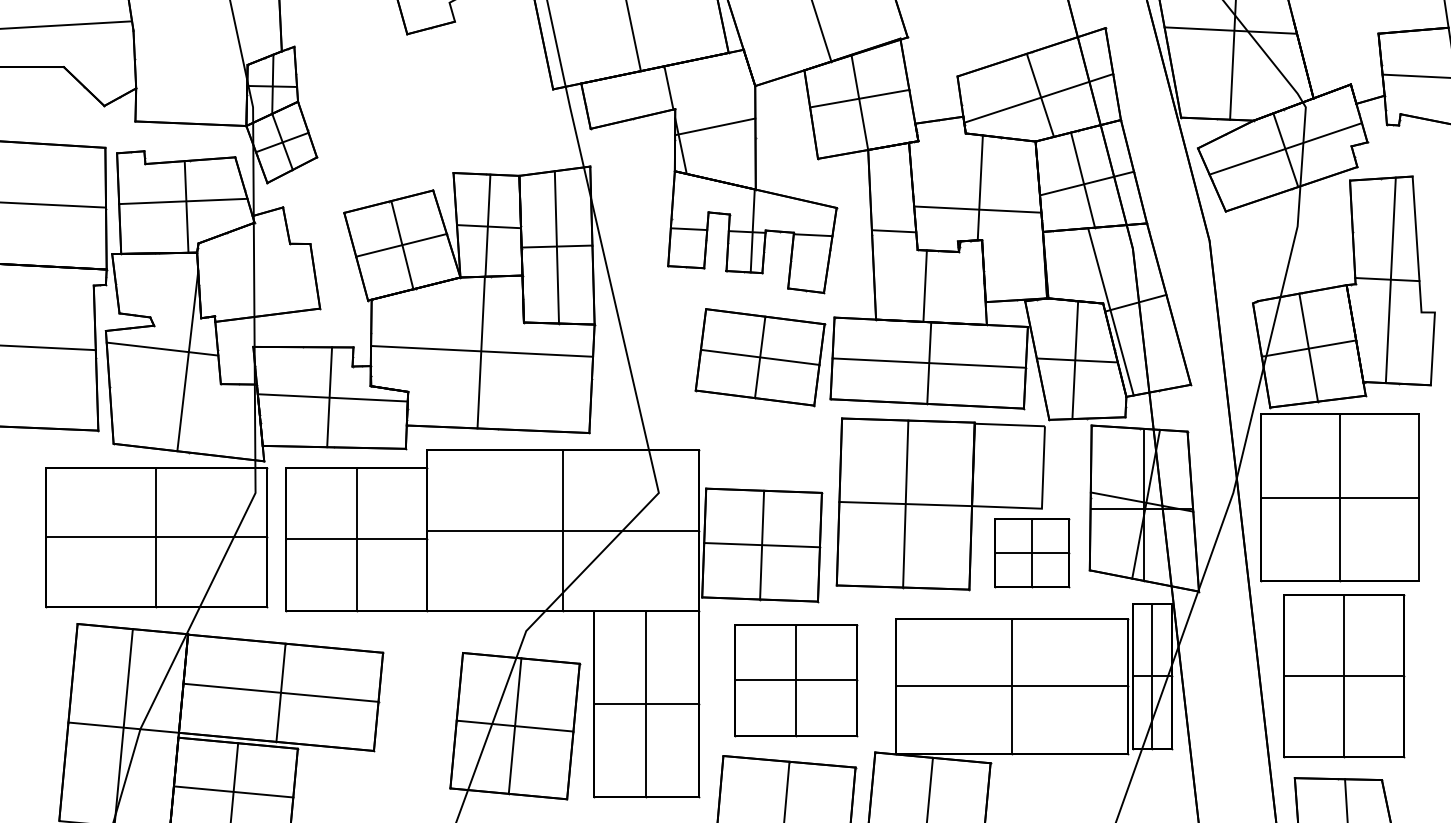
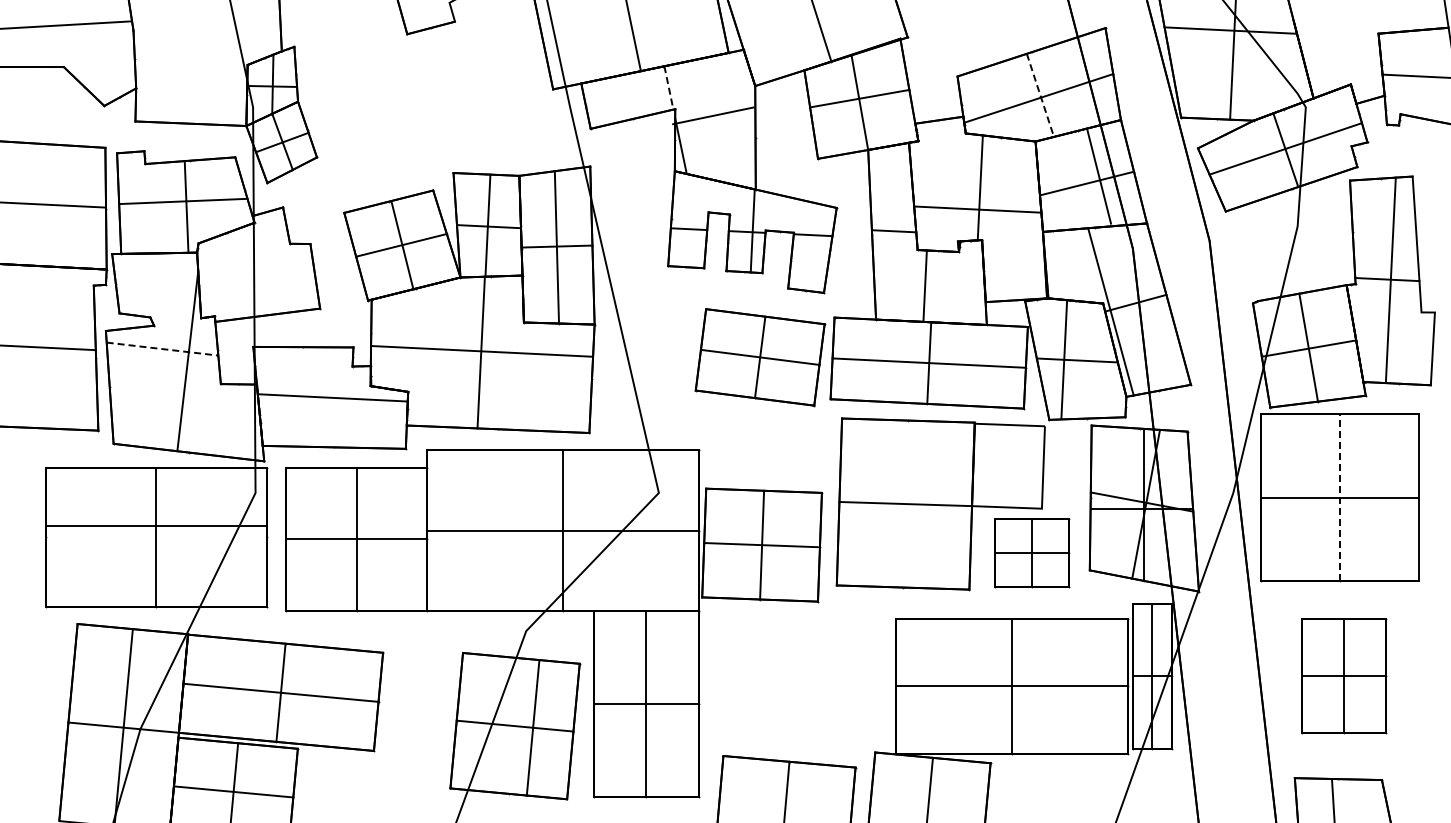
line: solid -> dashed (669, 88)
line: solid -> dashed (1040, 95)
line position: (715, 126) -> (713, 115) (713, 115)
line position: (1083, 179) -> (1099, 175) (1099, 175)
line: solid -> dashed (163, 349)
line position: (1075, 360) -> (1064, 359) (1064, 359)
line: present -> none (329, 397)
line: solid -> dashed (1340, 497)
line: present -> none (905, 503)
line position: (155, 537) -> (155, 526) (155, 526)
part size: 123x165 px -> 87x117 px (1344, 676)
part: present -> none (796, 680)
line position: (514, 725) -> (532, 727) (532, 727)
line position: (1346, 799) -> (1333, 799) (1333, 799)
